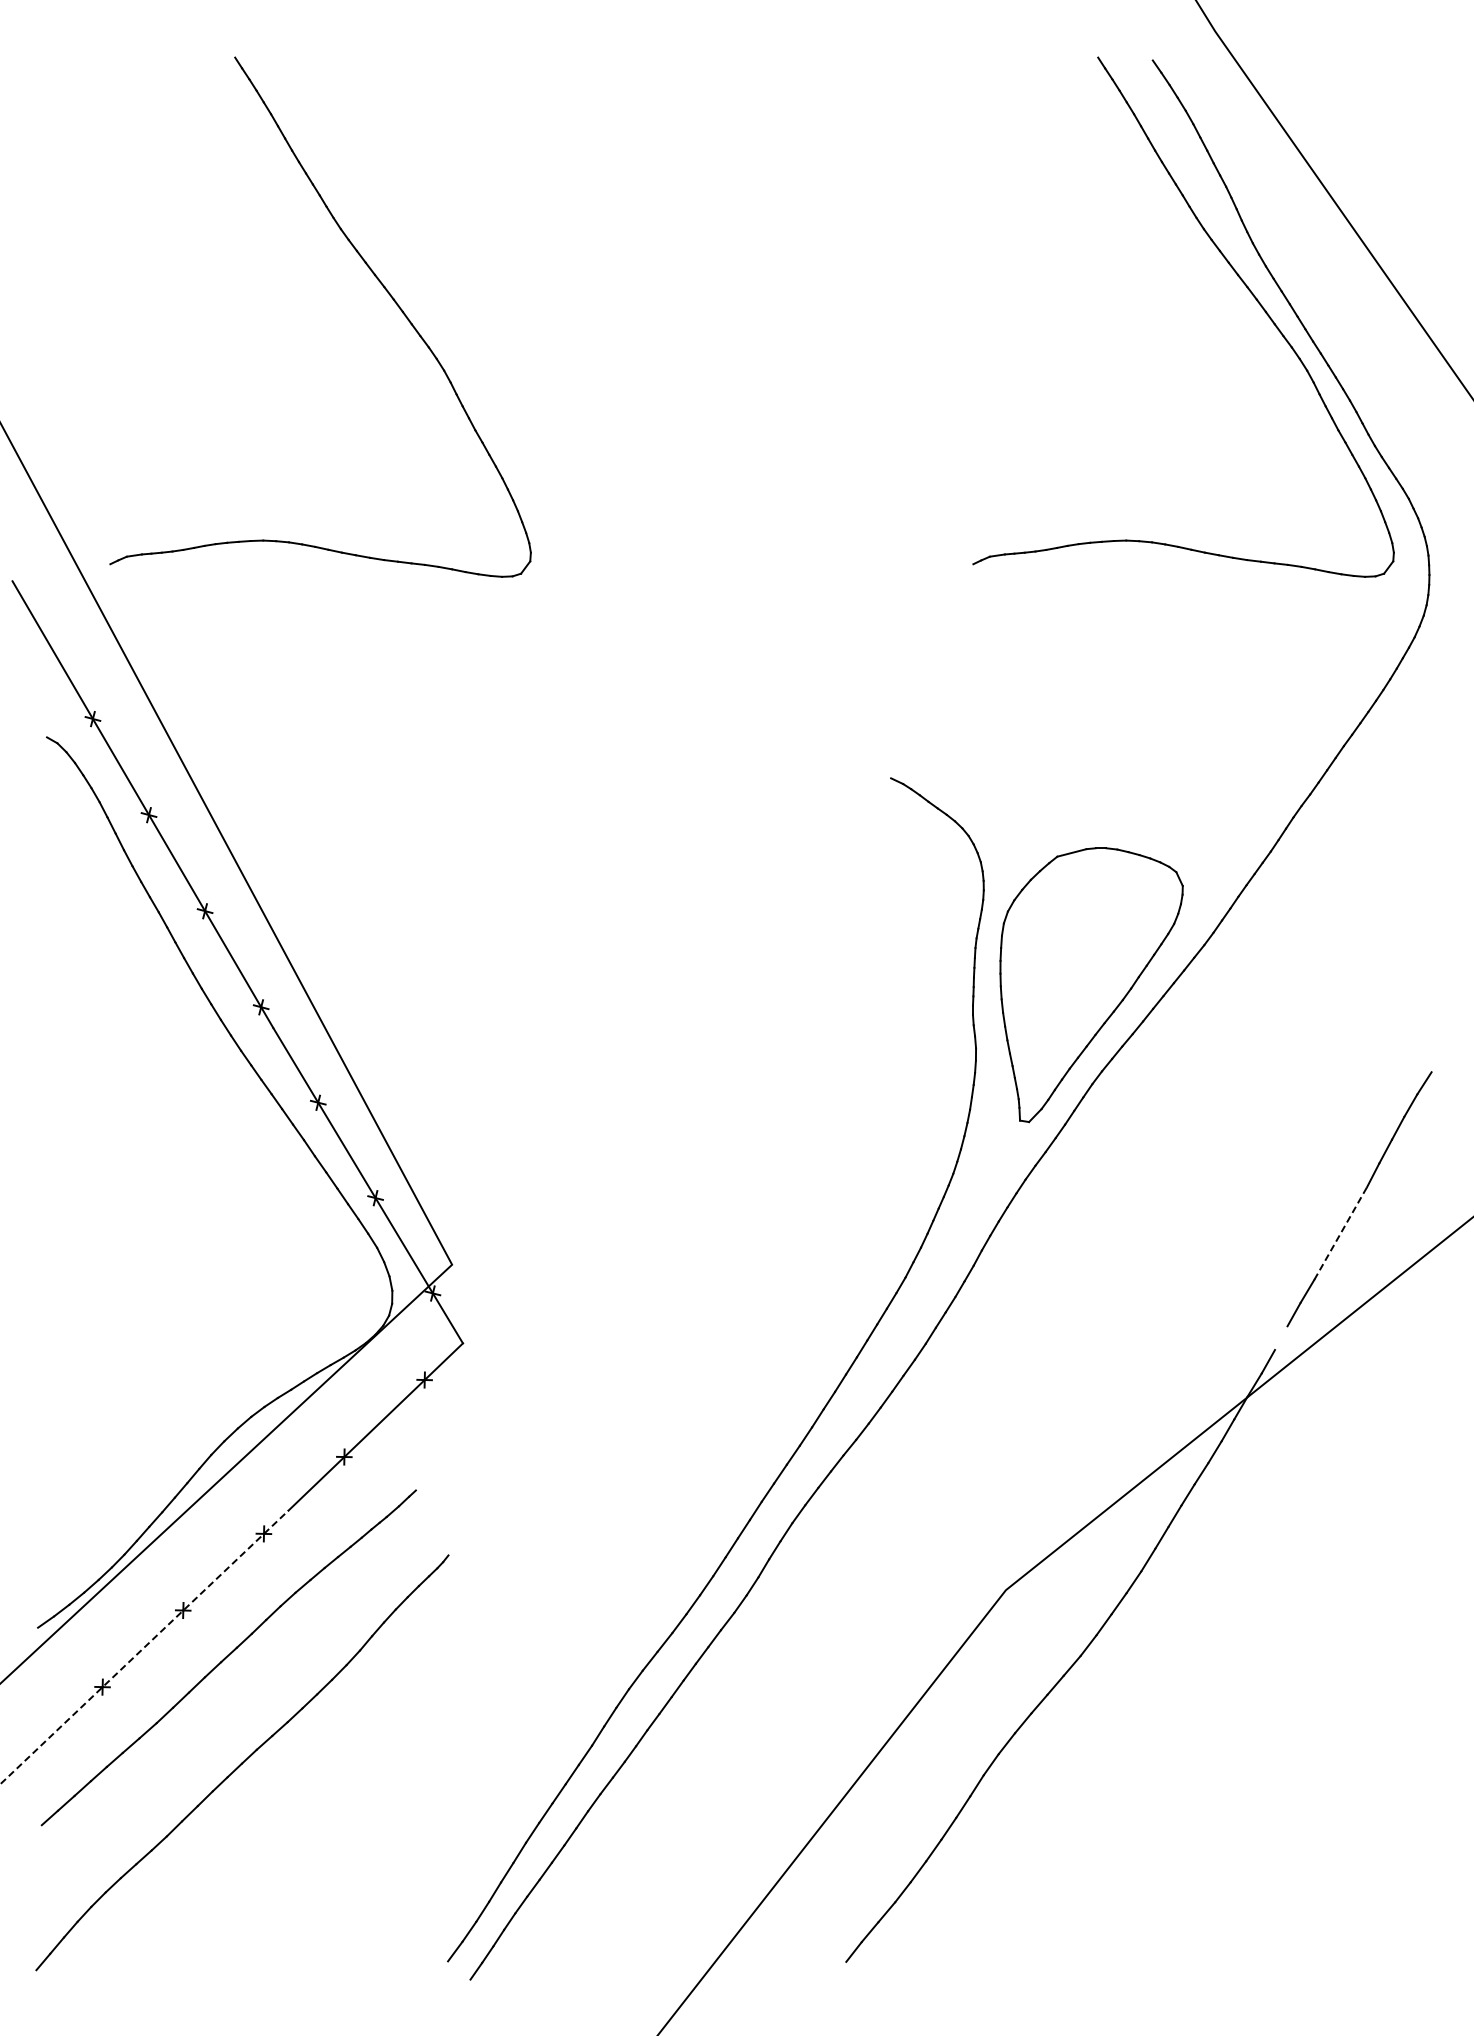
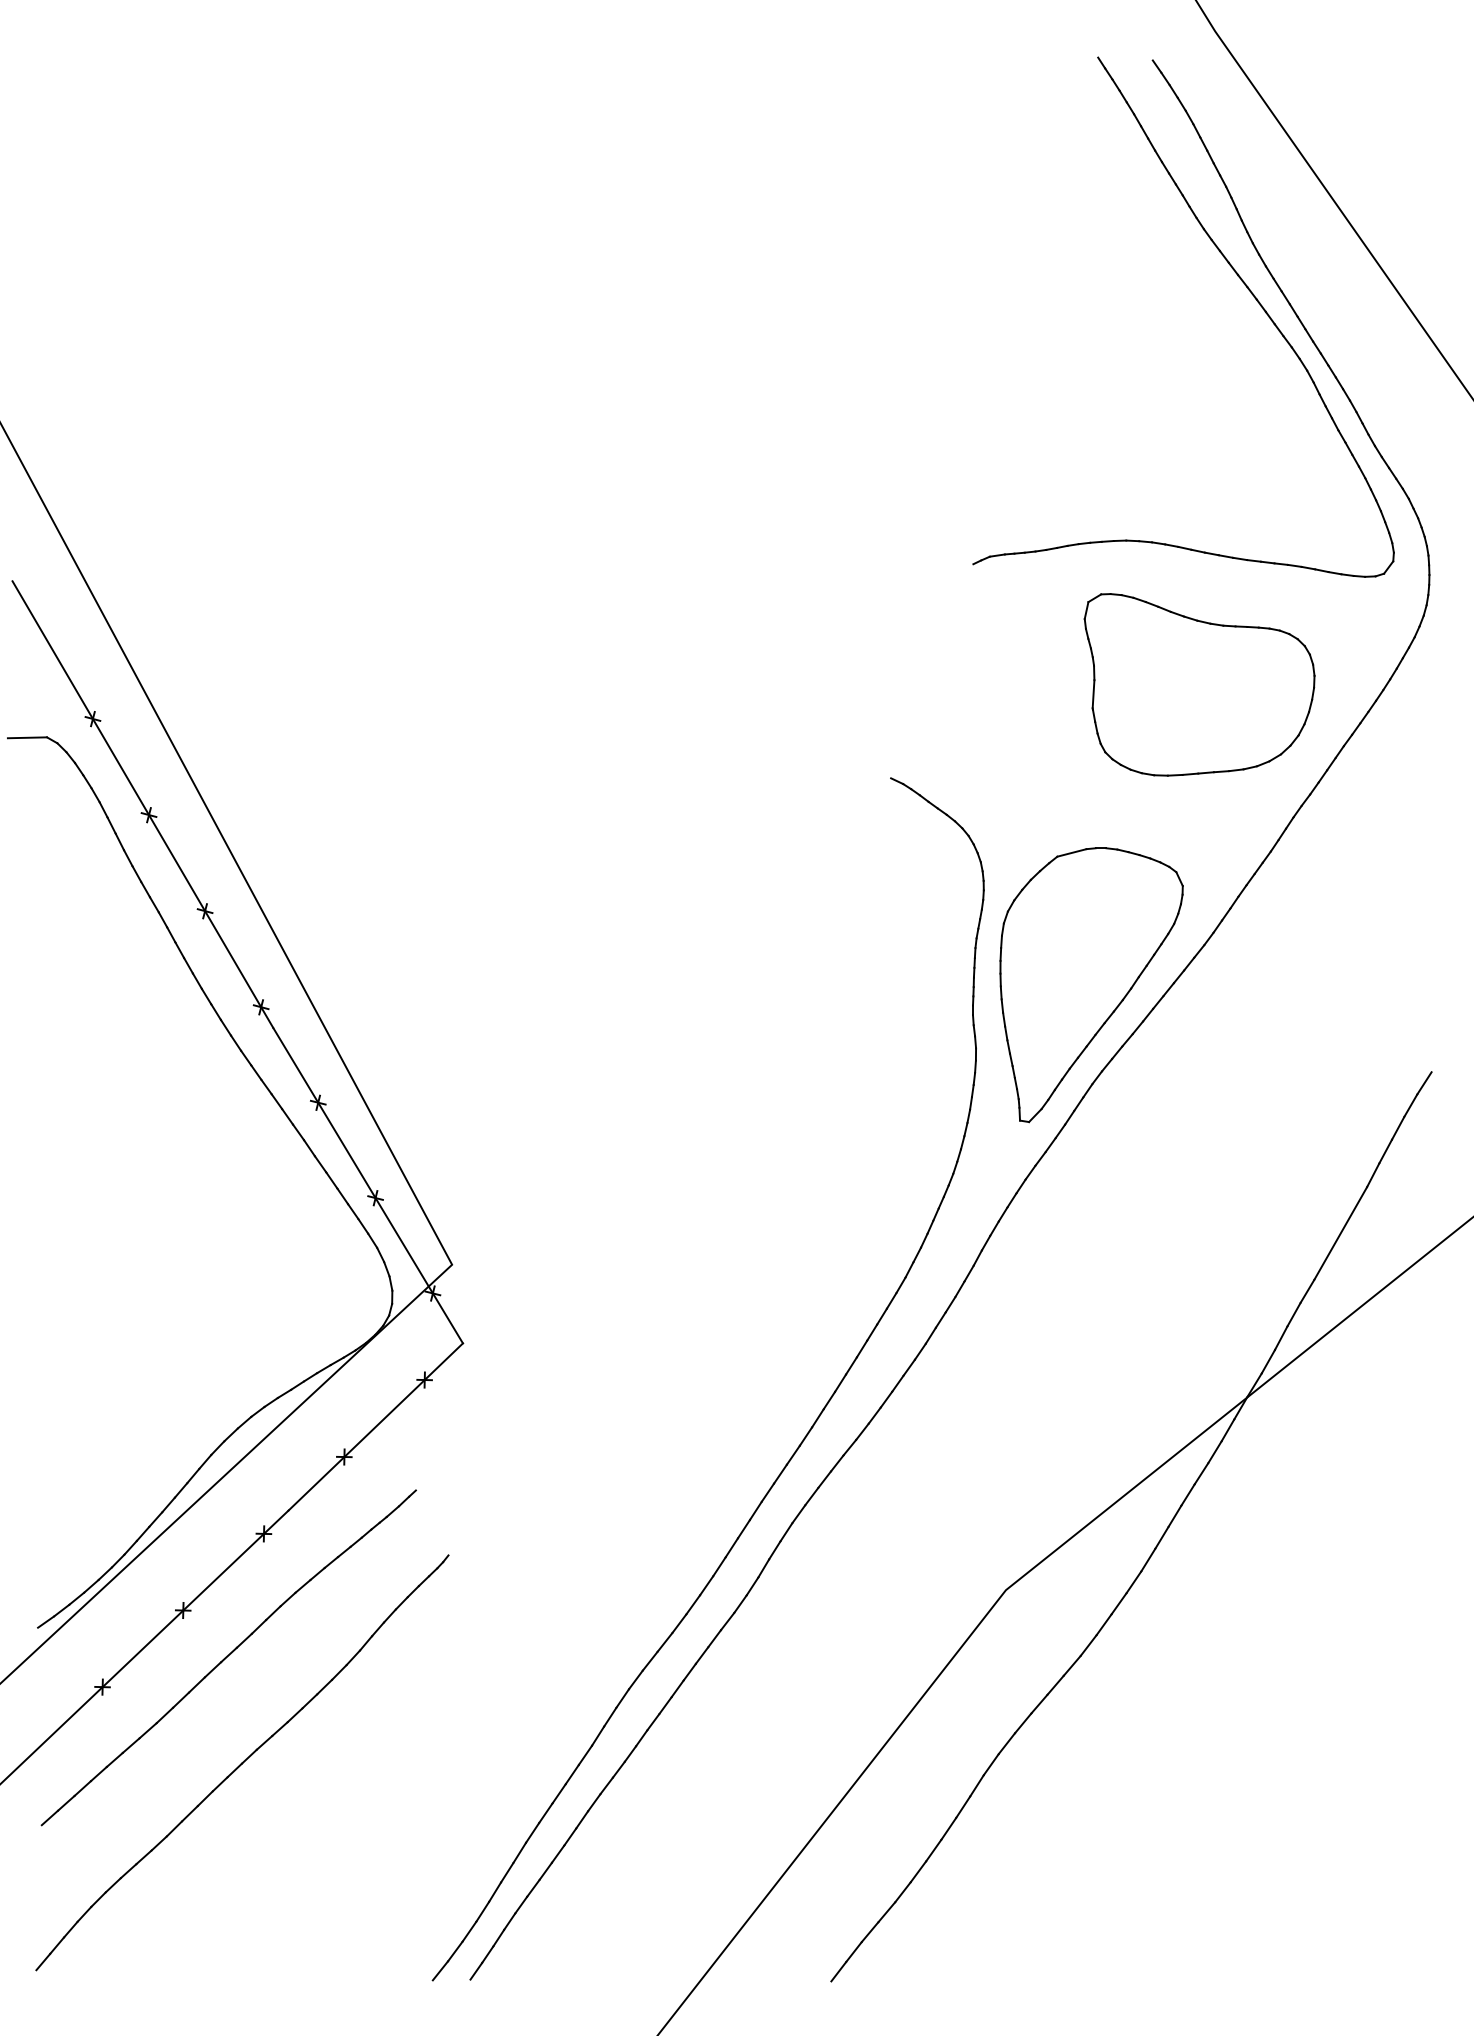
part: present -> none (374, 276)
part: none -> present (1199, 684)
line: none -> present (27, 737)
line: dashed -> solid (1341, 1233)
line: none -> present (1281, 1337)
line: dashed -> solid (144, 1647)
line: none -> present (440, 1970)
line: none -> present (838, 1971)
